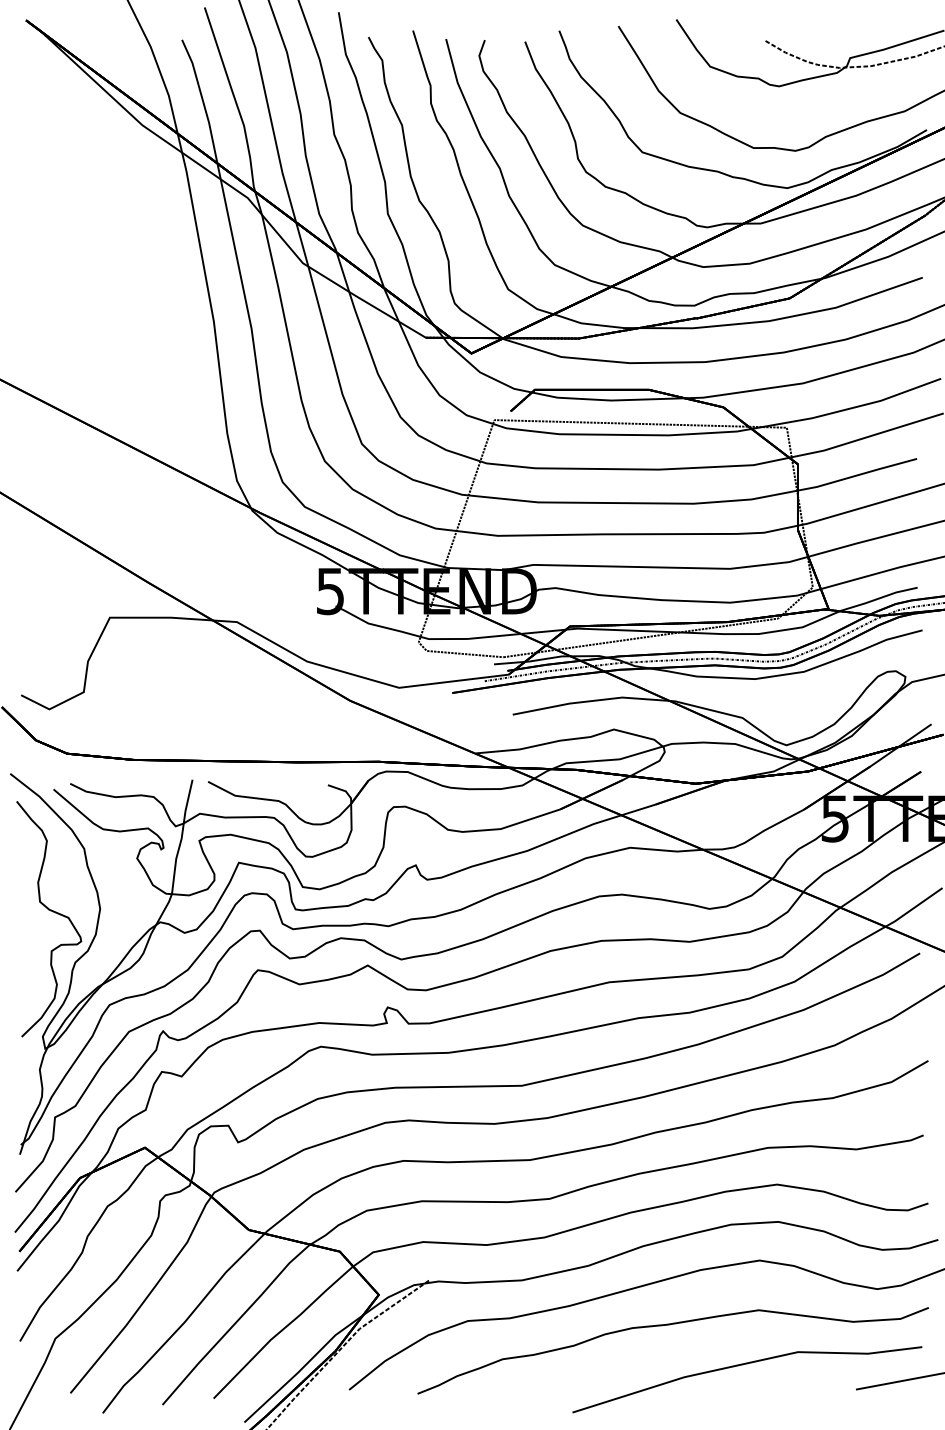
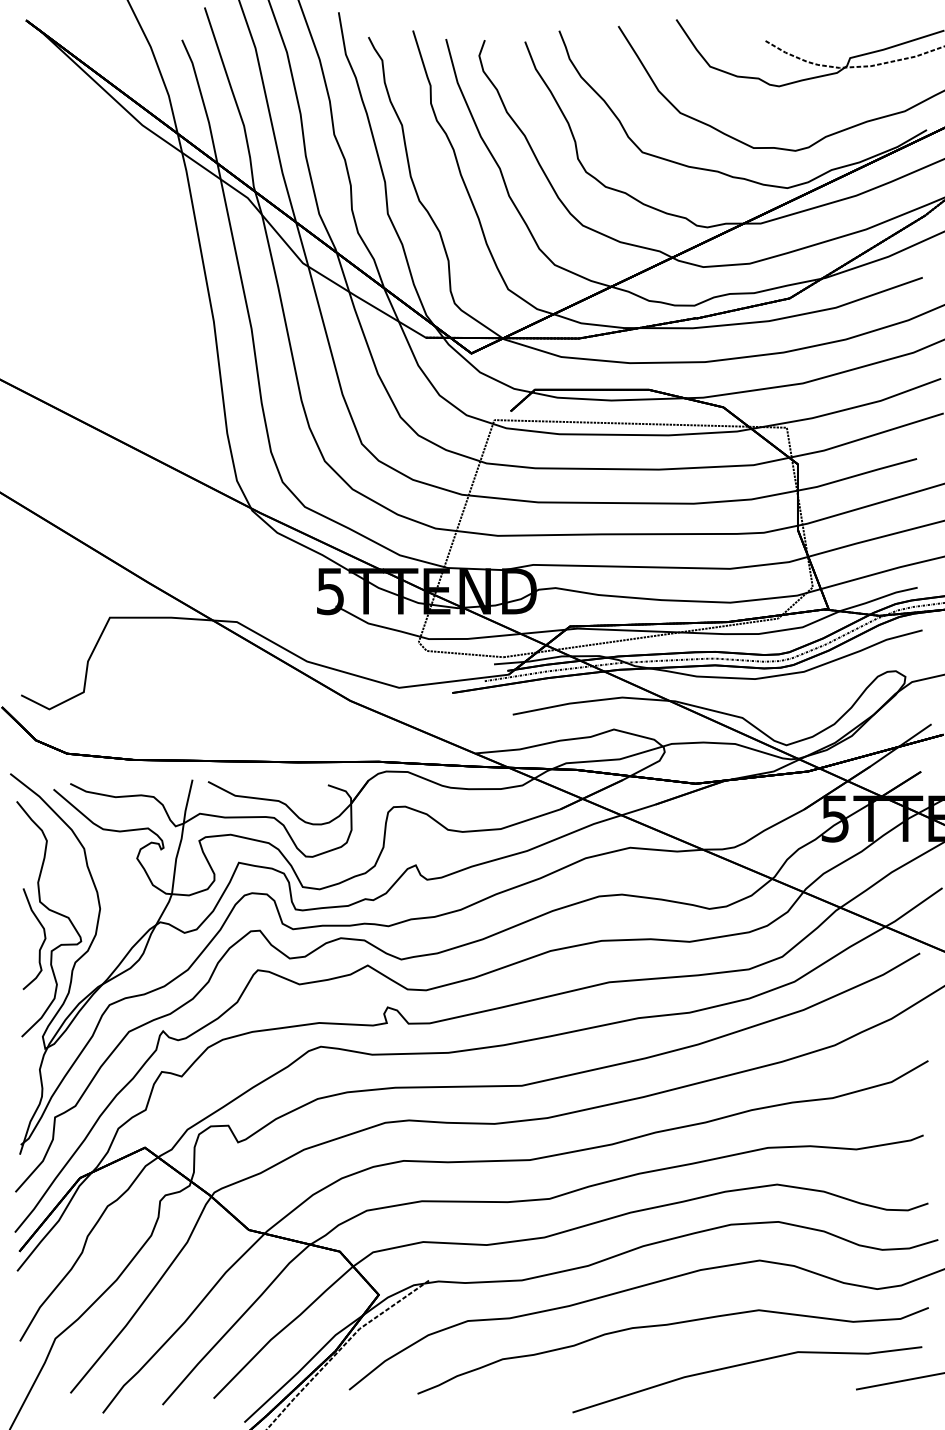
curve: none -> present (42, 942)
